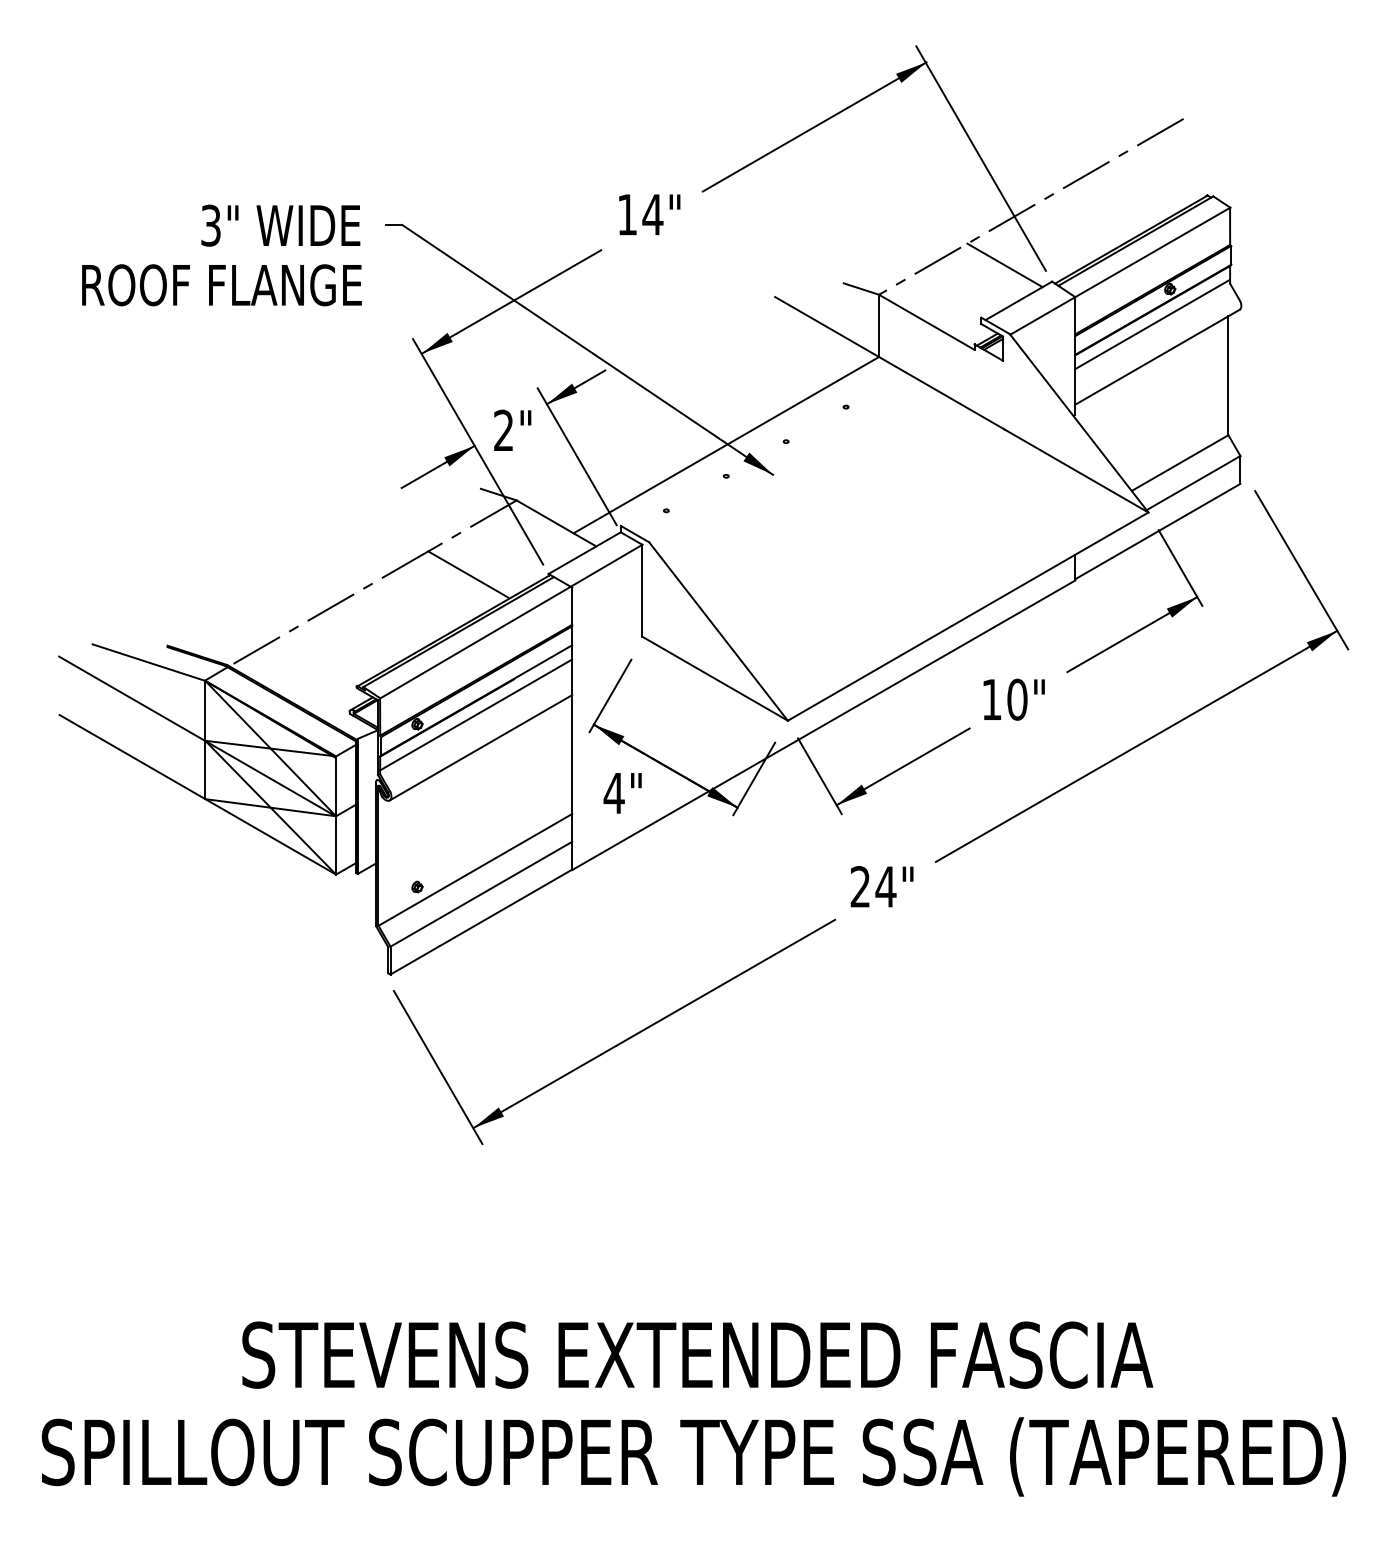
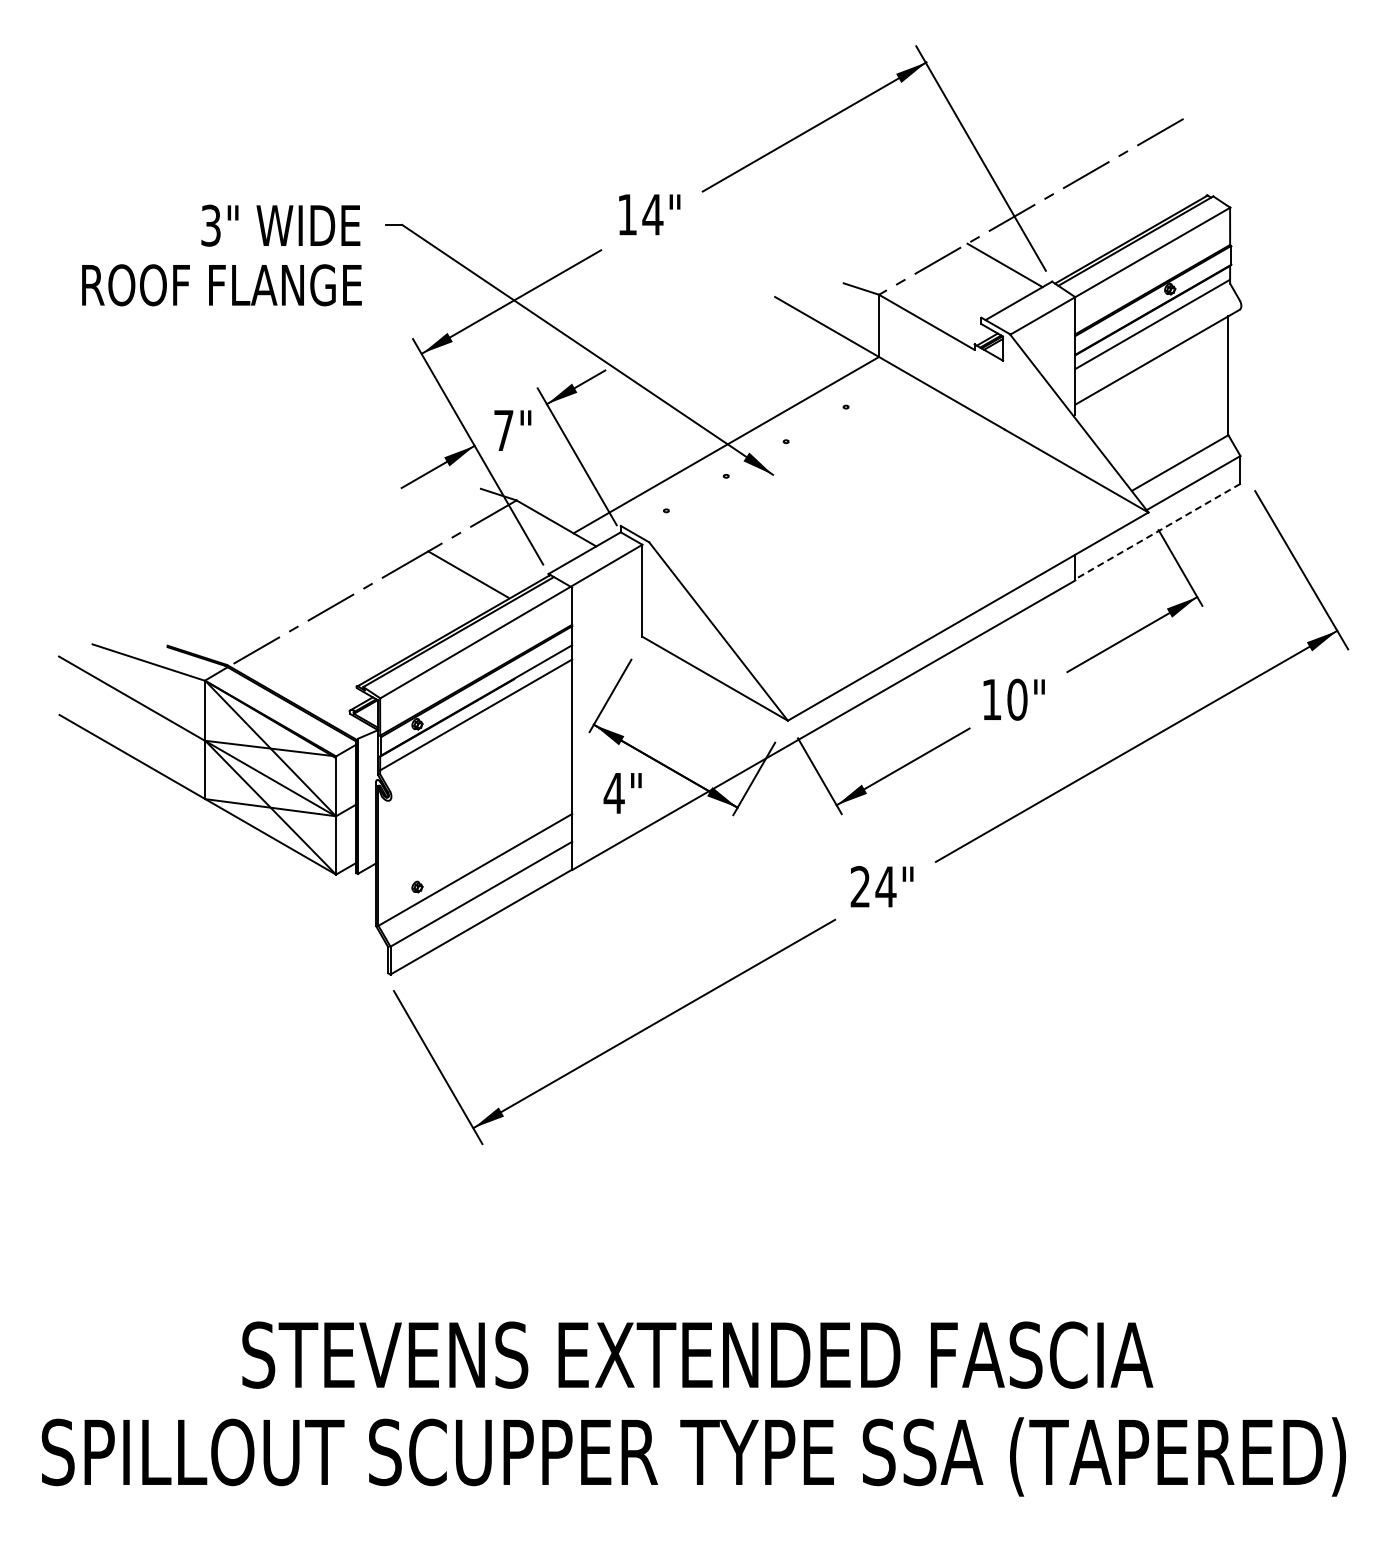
text: 2" -> 7" (503, 429)
line: solid -> dashed (1157, 531)
line: present -> none (480, 747)
